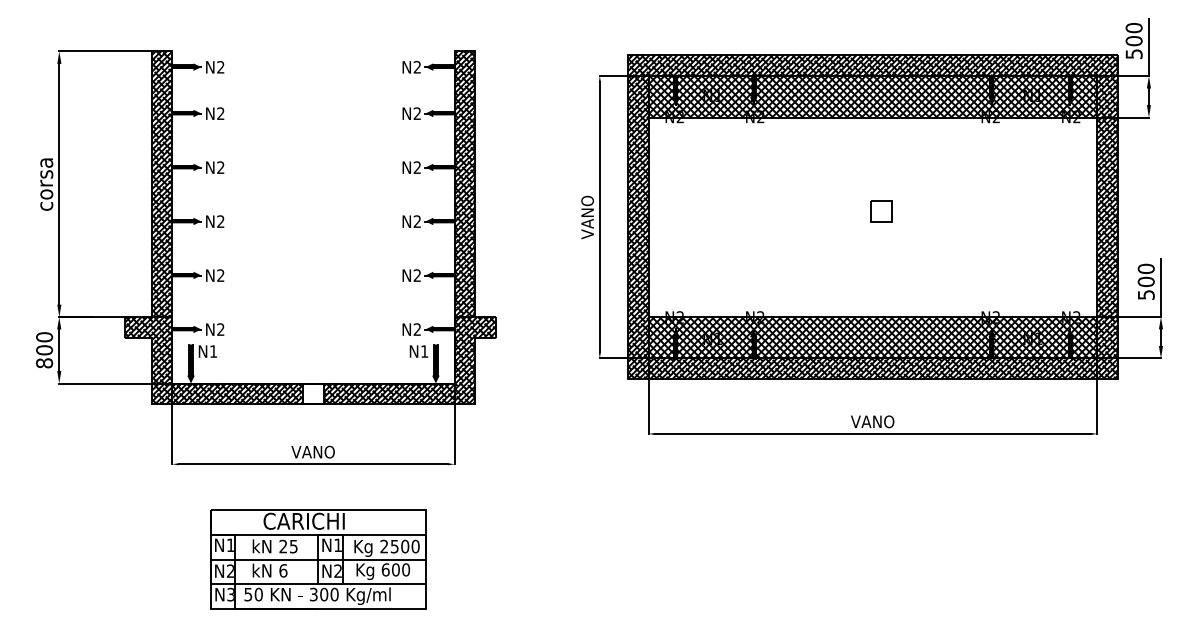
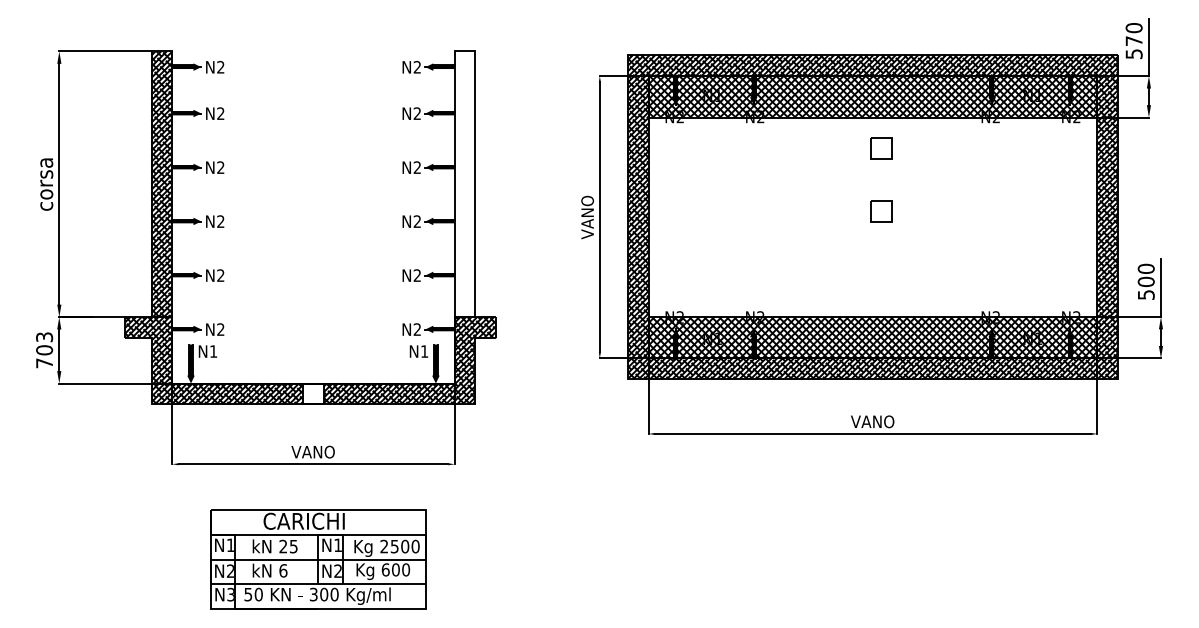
text: 500 -> 570 (1133, 41)
part: none -> present (881, 148)
hatch: present -> none (464, 184)
text: 800 -> 703 (44, 350)
